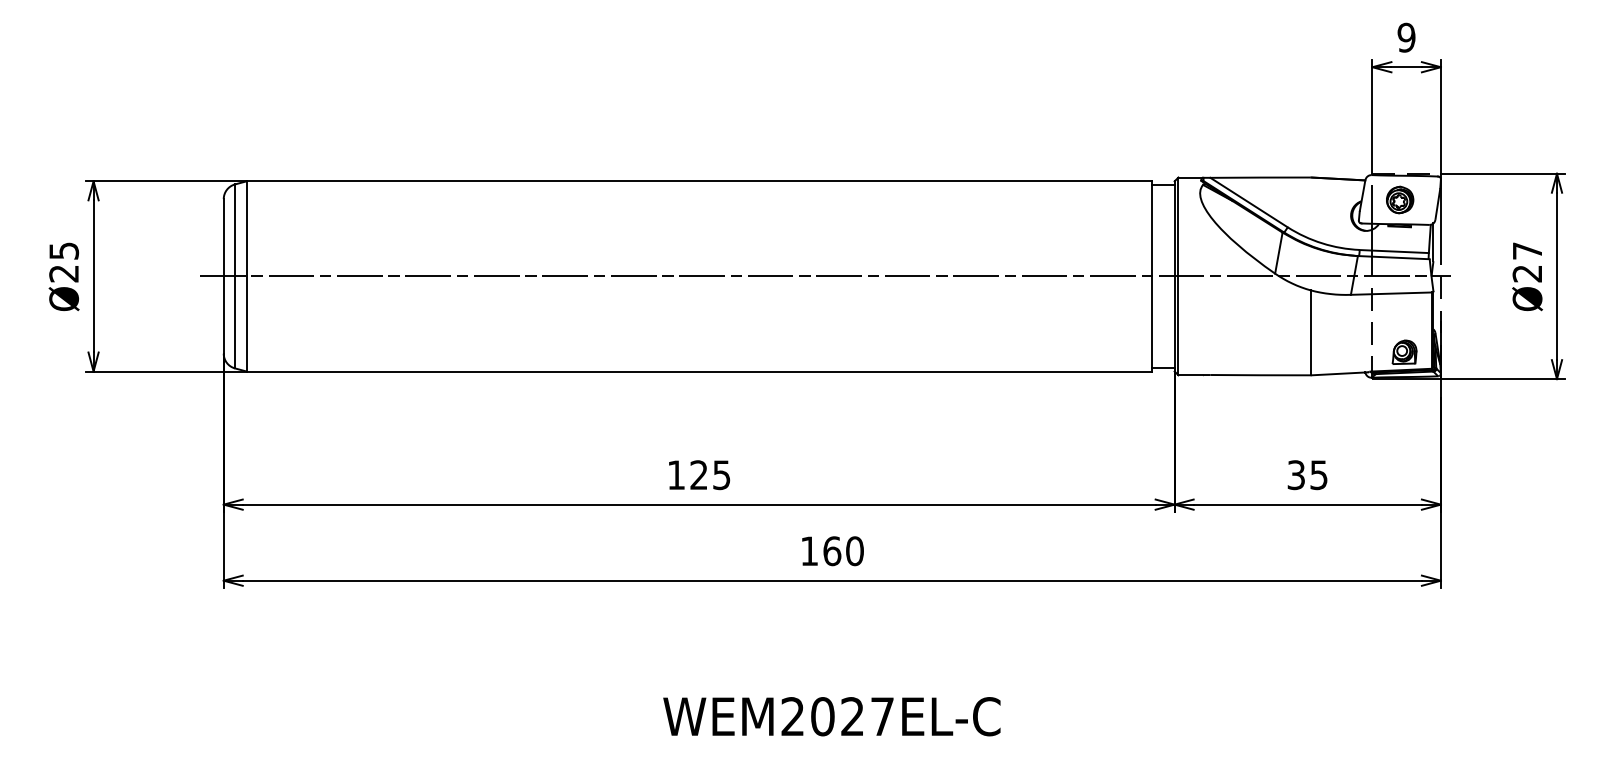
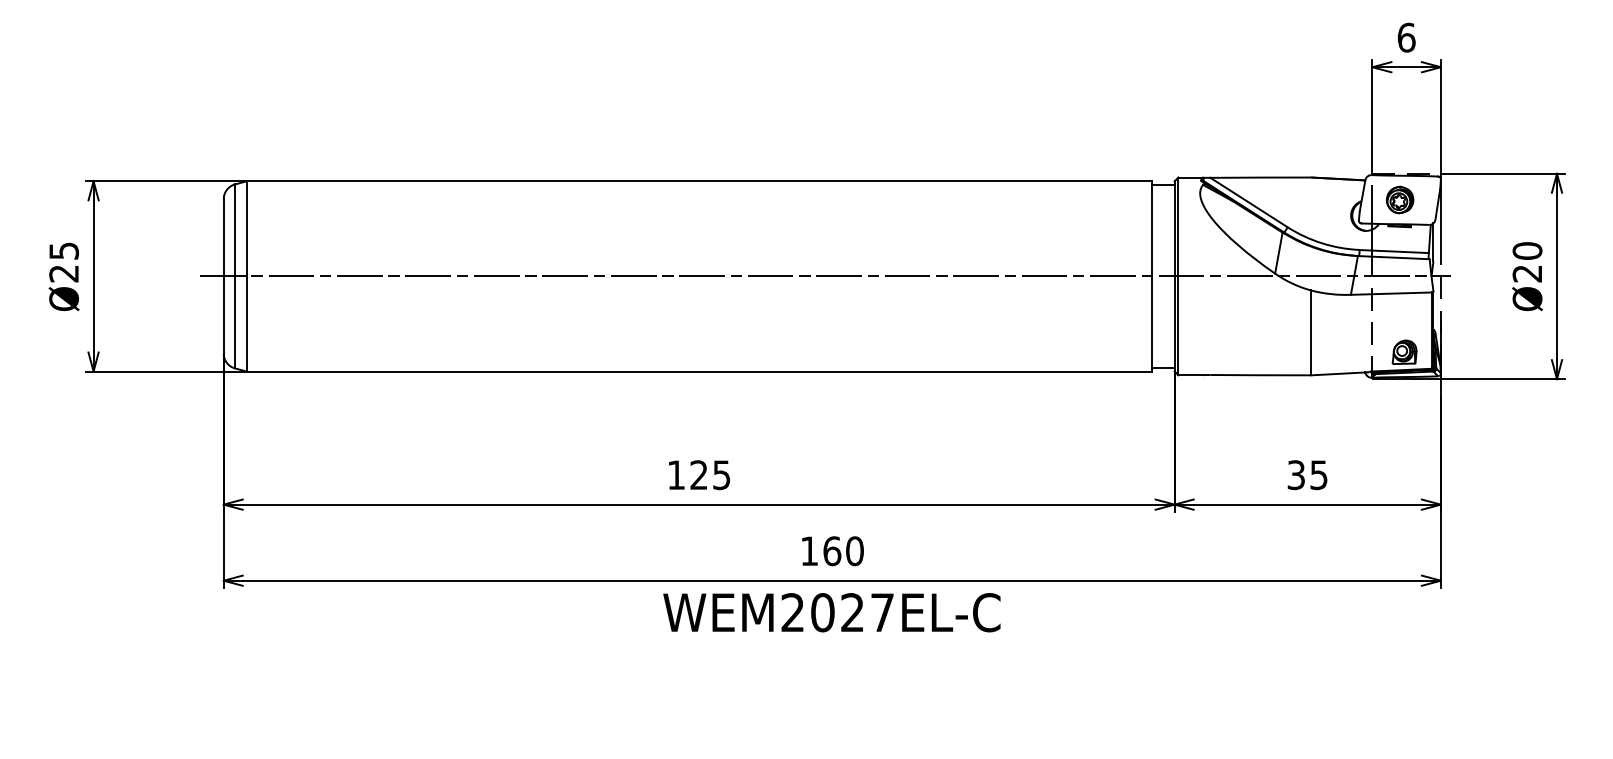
text: 9 -> 6 (1406, 37)
text: Ø27 -> Ø20 (1527, 250)
text position: (831, 716) -> (831, 612) (831, 612)
